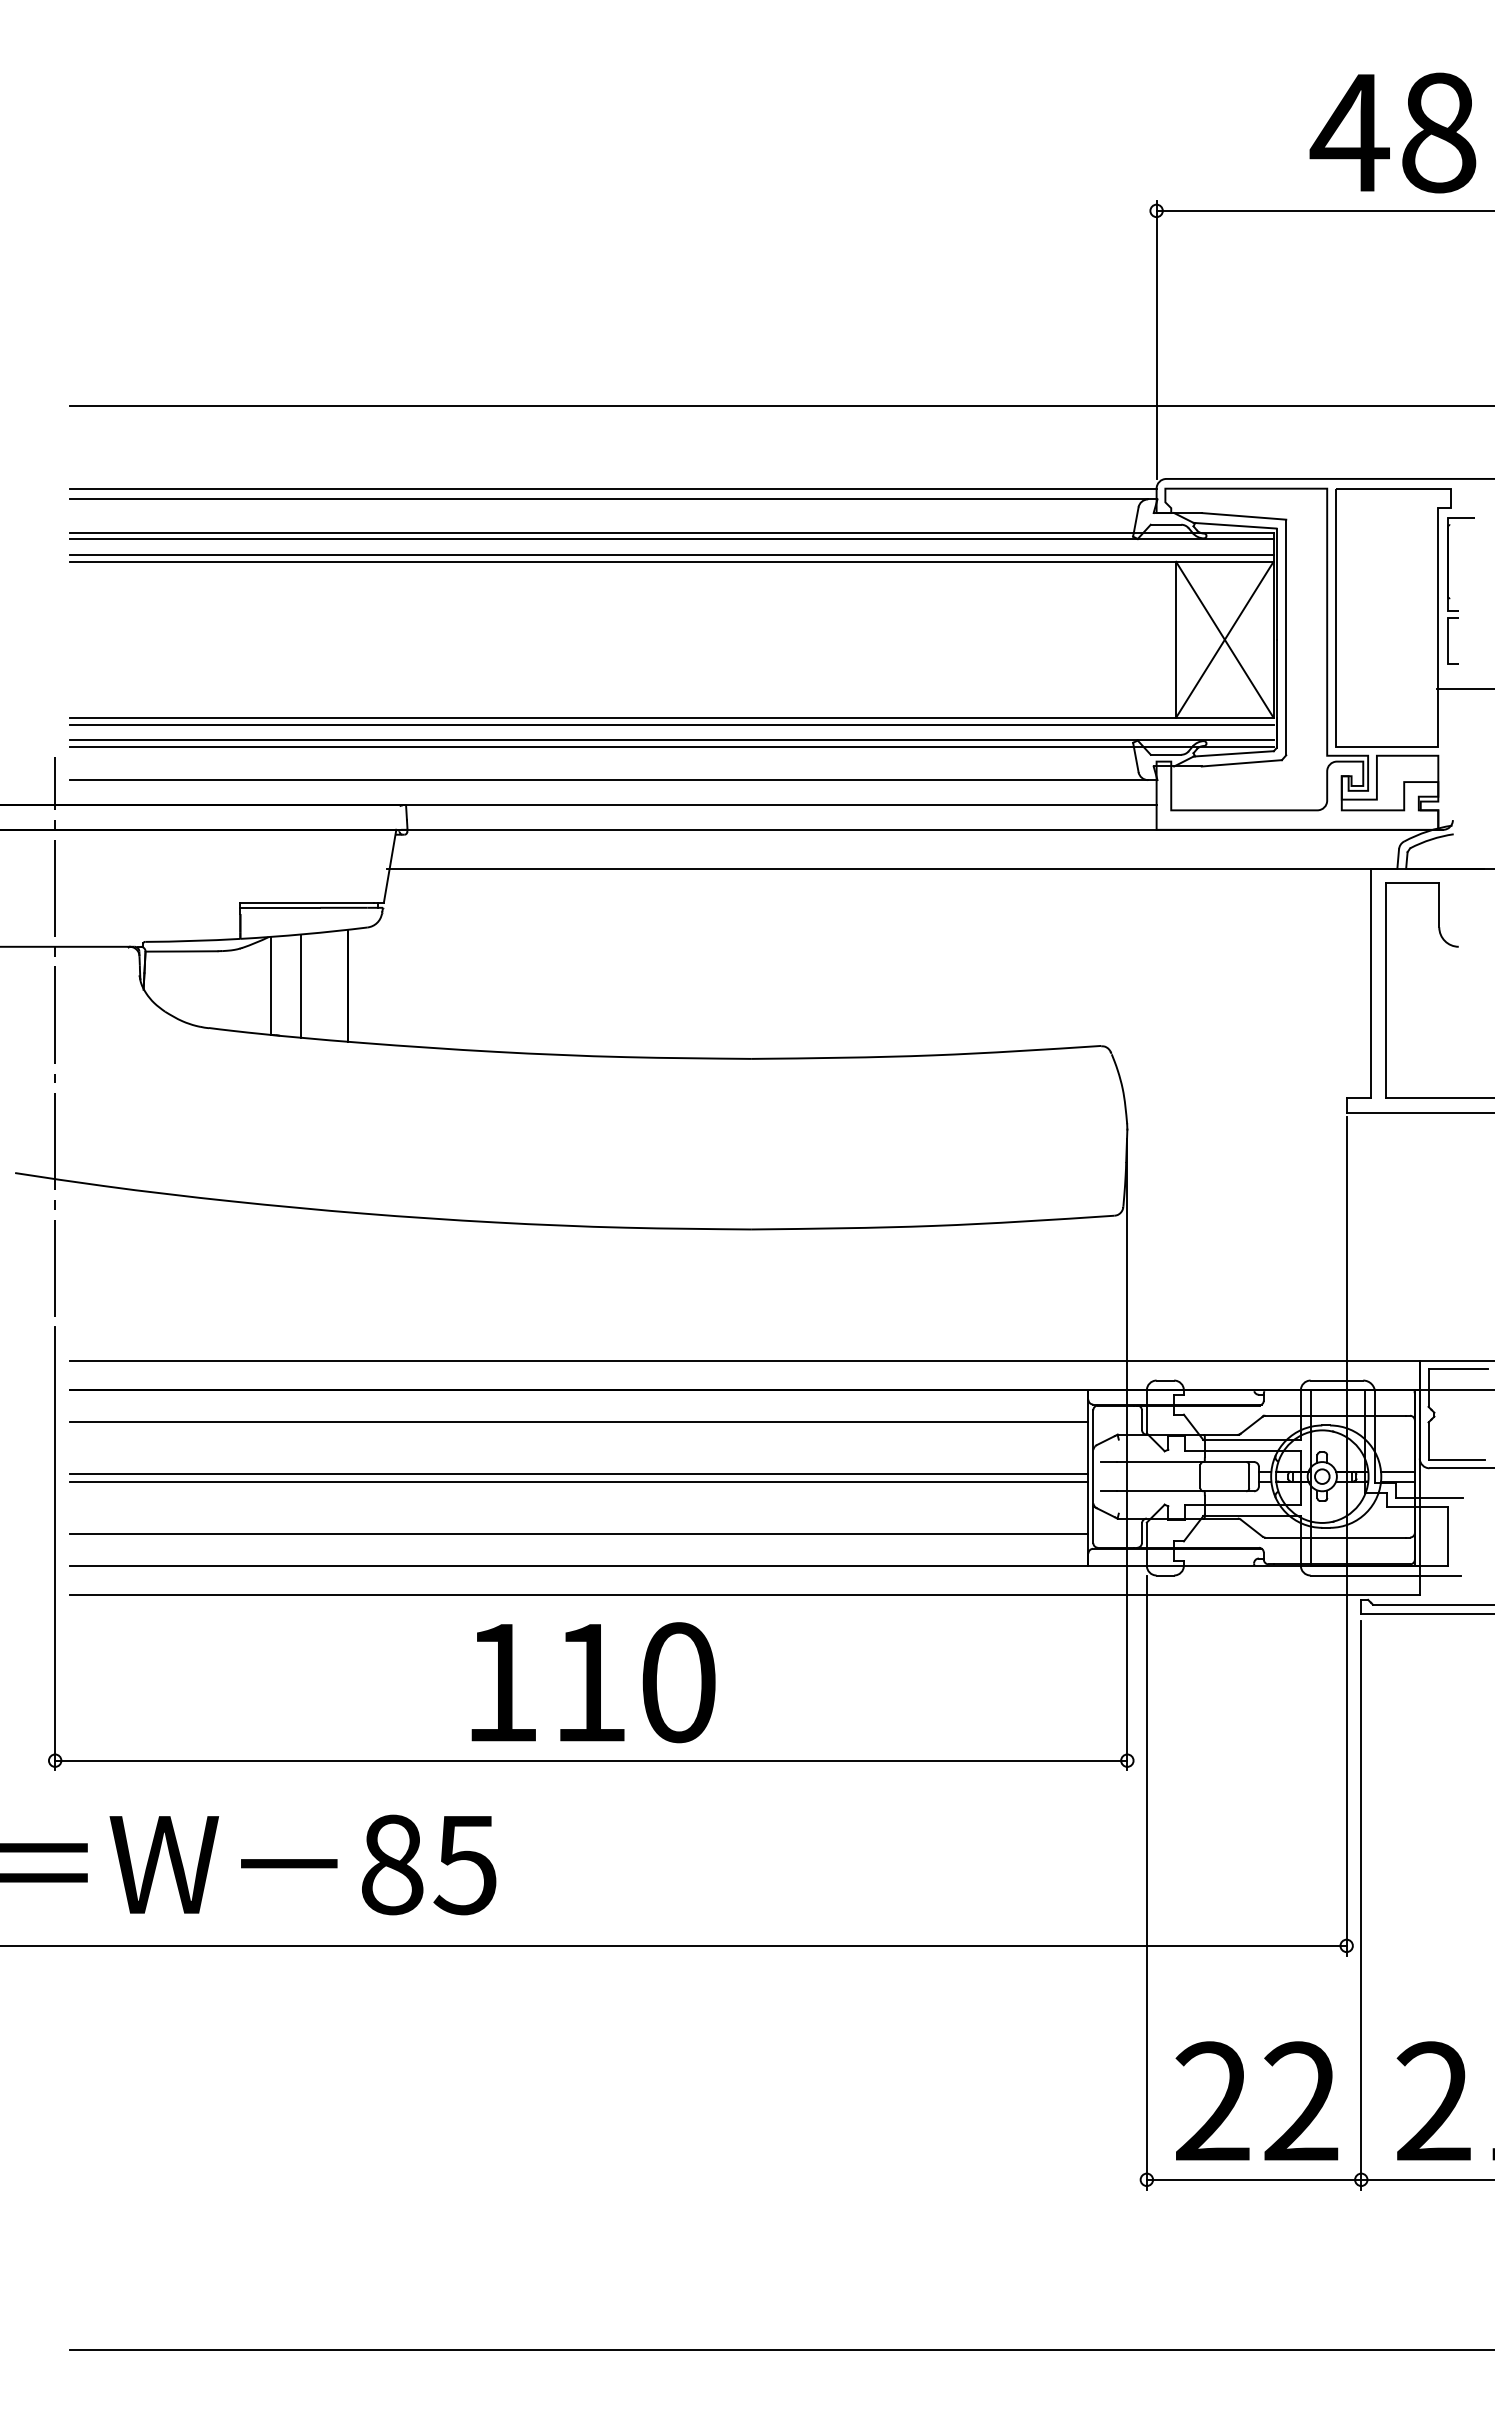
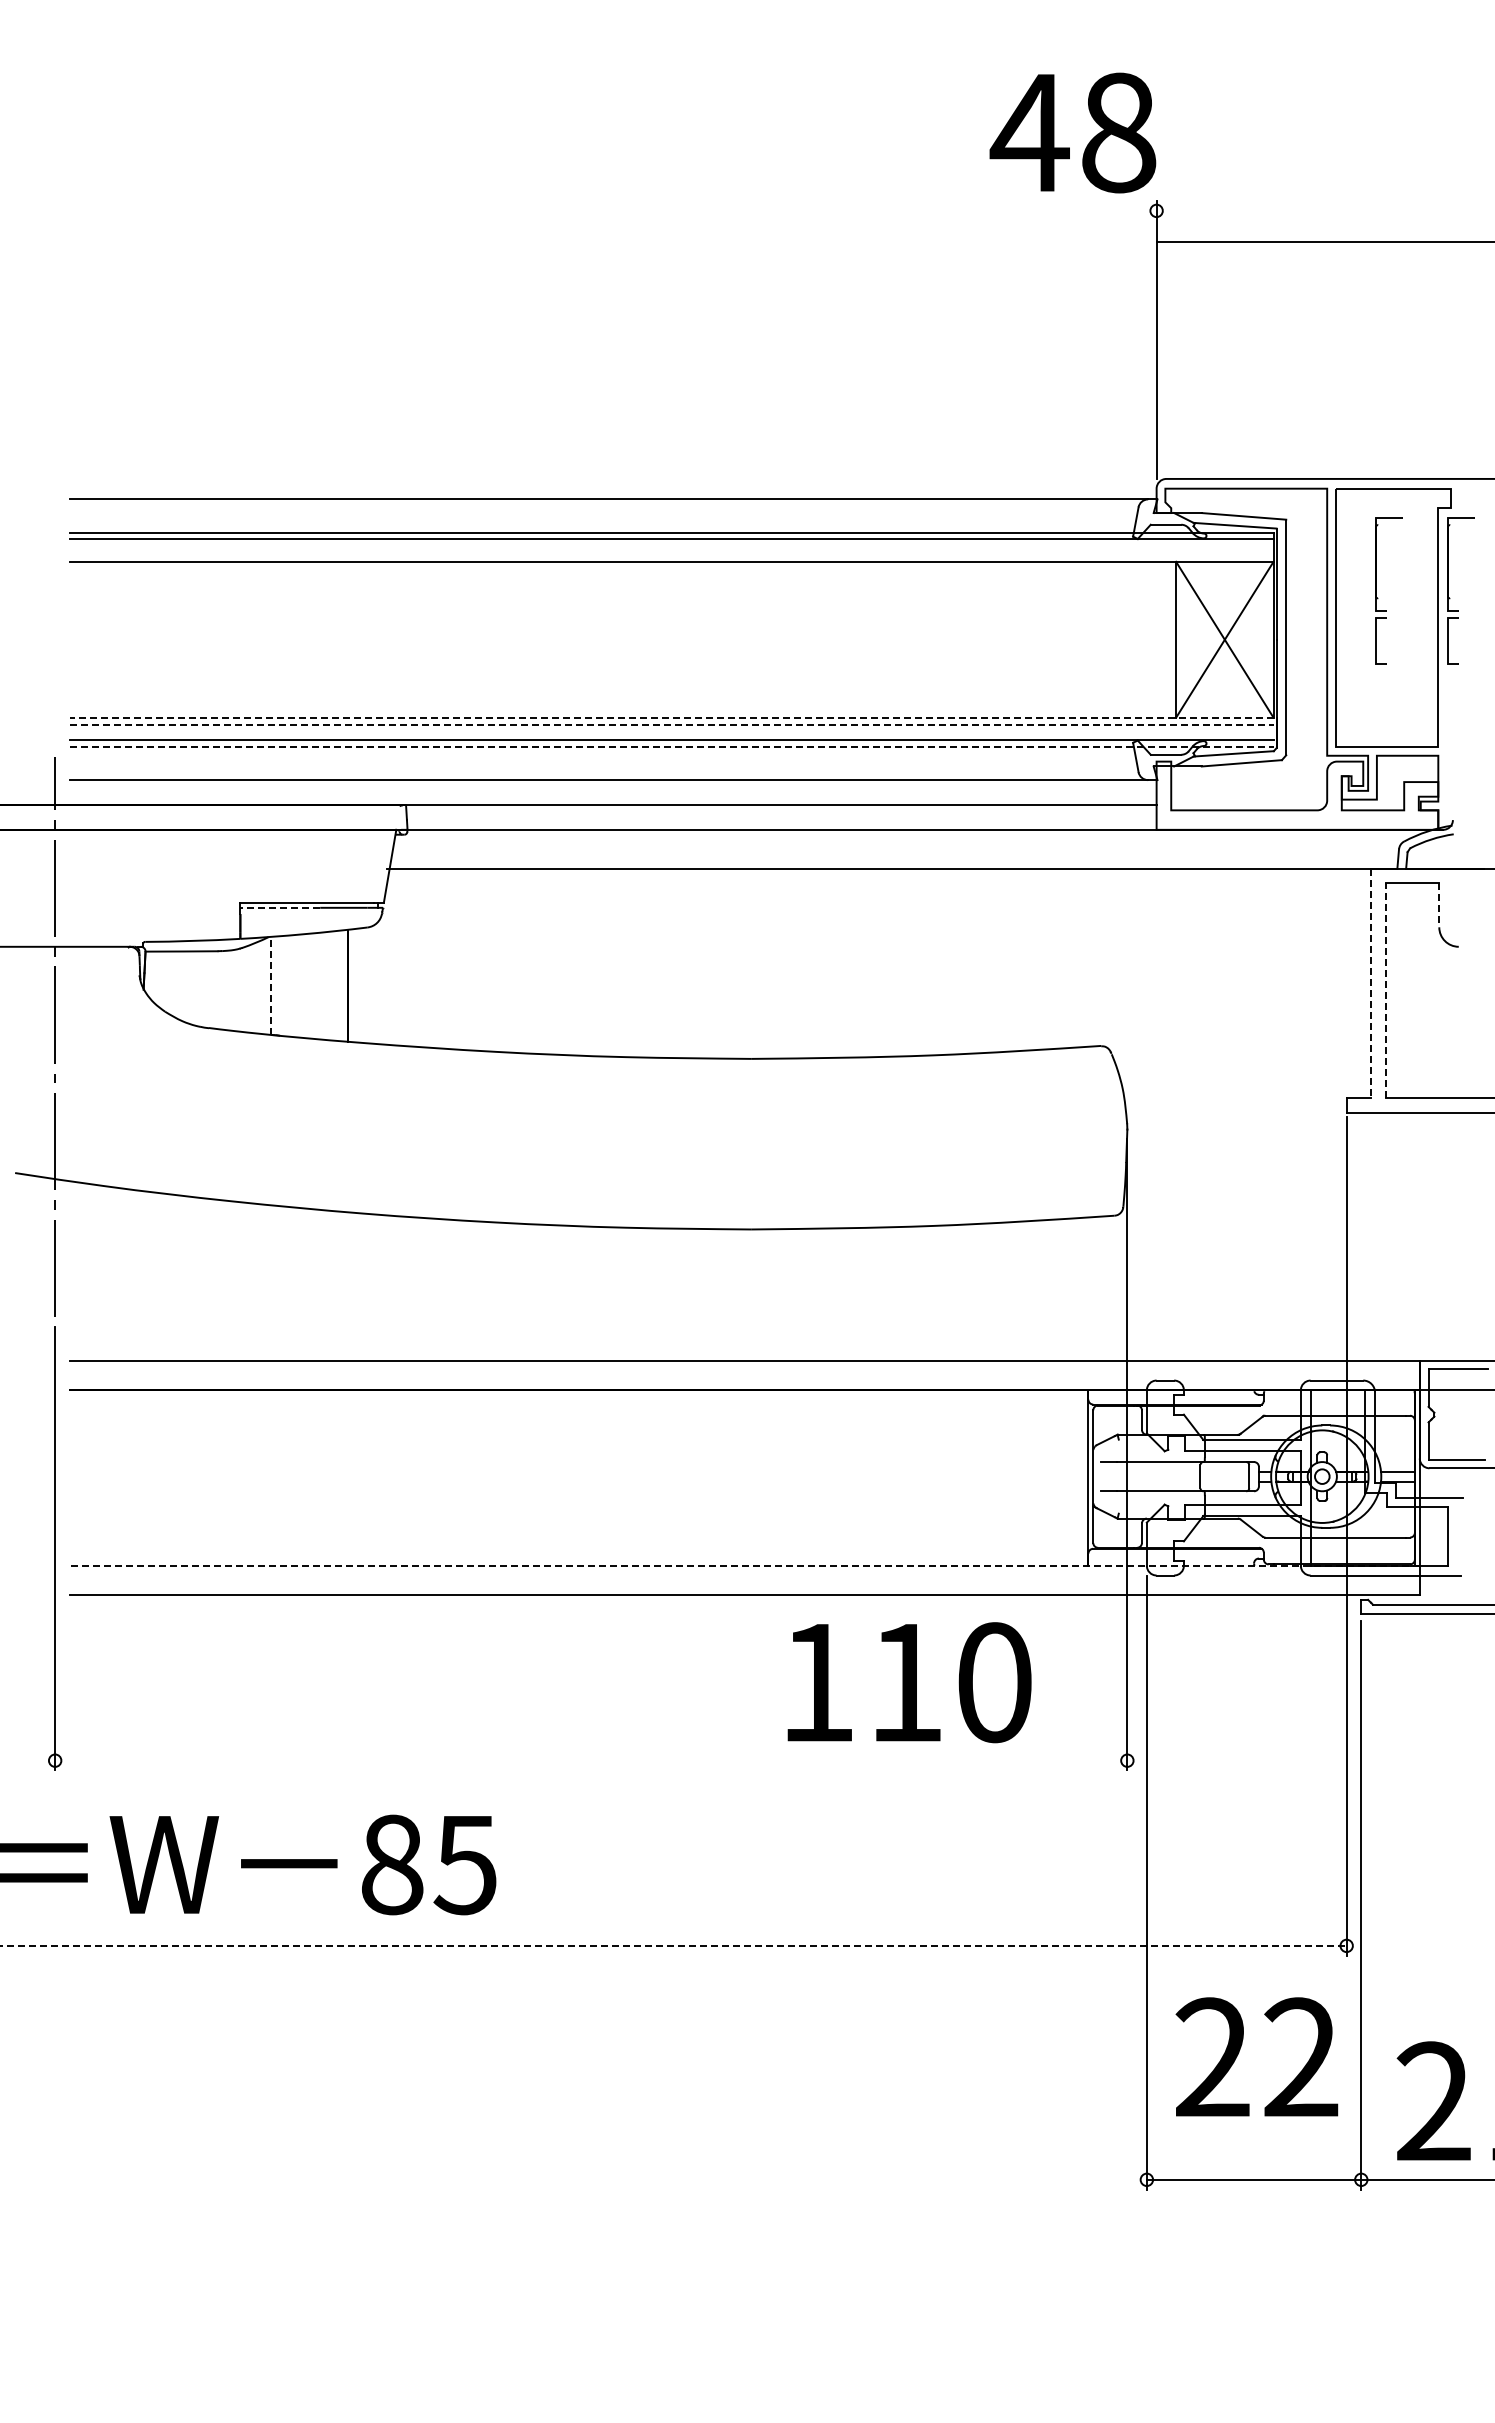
text position: (1392, 132) -> (1072, 132) (1072, 132)
line position: (1323, 210) -> (1323, 241) (1323, 241)
line: present -> none (780, 405)
line: present -> none (612, 488)
line: present -> none (671, 554)
part: none -> present (1376, 590)
line: present -> none (1464, 688)
line: solid -> dashed (671, 717)
line: solid -> dashed (671, 724)
line: solid -> dashed (671, 746)
line: solid -> dashed (1439, 905)
line: solid -> dashed (280, 907)
line: solid -> dashed (1371, 983)
line: solid -> dashed (270, 985)
line: present -> none (301, 985)
line: solid -> dashed (1385, 990)
line: present -> none (578, 1421)
line: present -> none (578, 1473)
line: present -> none (578, 1482)
line: present -> none (578, 1534)
line: solid -> dashed (744, 1565)
text position: (593, 1682) -> (909, 1682) (909, 1682)
line: present -> none (591, 1760)
line: solid -> dashed (673, 1945)
text position: (1256, 2100) -> (1256, 2056) (1256, 2056)
line: present -> none (780, 2350)
